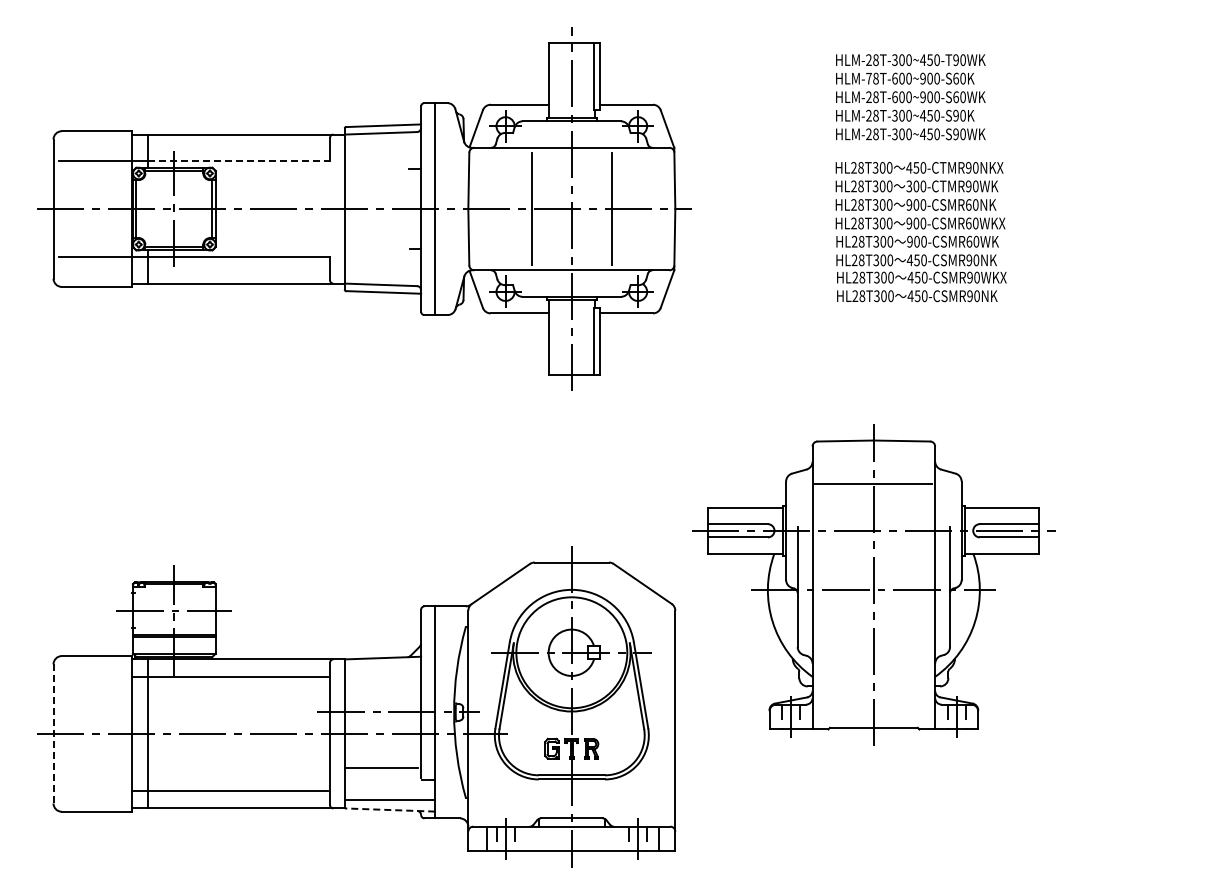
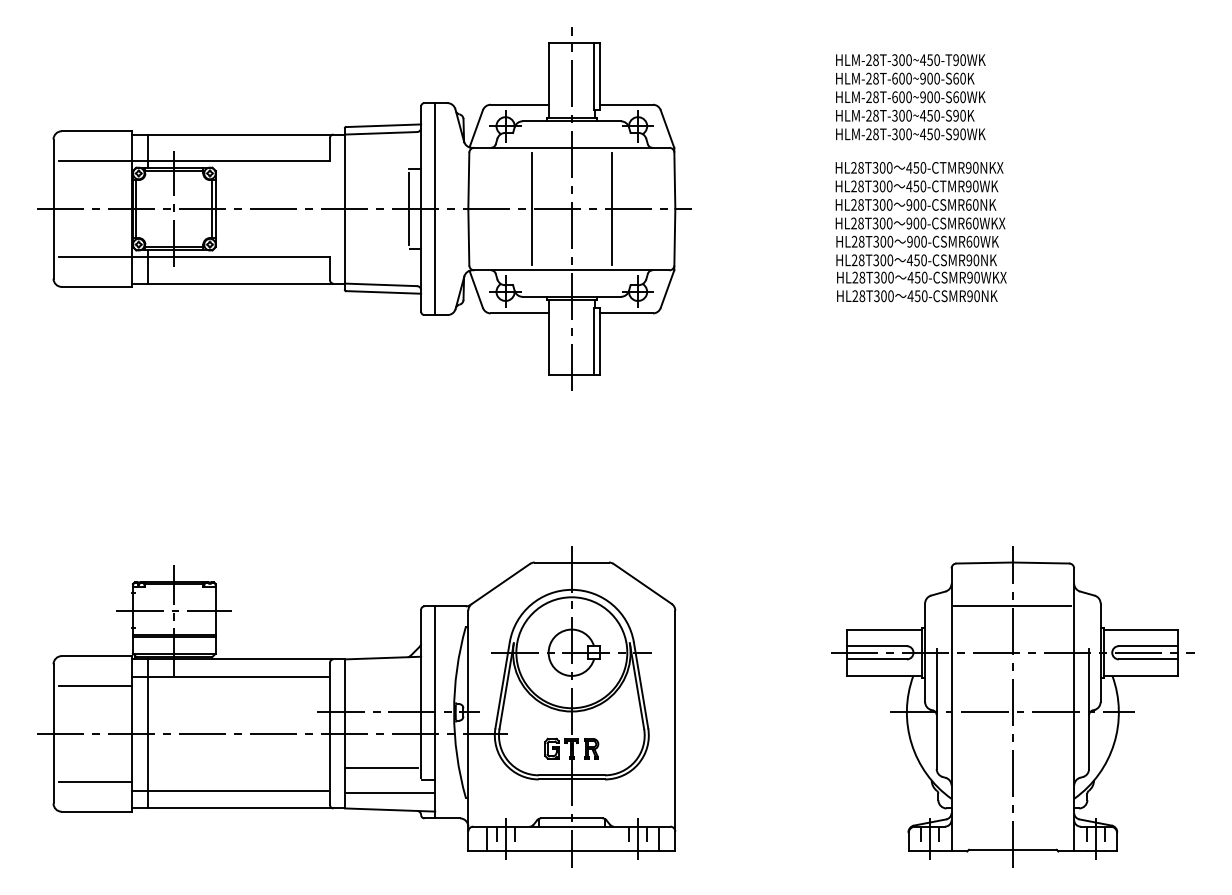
text: HLM-78T-600~900-S60K -> HLM-28T-600~900-S60K (868, 78)
line: dashed -> solid (239, 161)
text: 300-CTMR90WK -> 450-CTMR90WK (912, 186)
line: none -> present (409, 209)
part position: (873, 584) -> (1012, 706) (1012, 706)
line: none -> present (95, 685)
line: dashed -> solid (53, 733)
line: none -> present (95, 781)
line position: (389, 799) -> (389, 792) (389, 792)
line: dashed -> solid (389, 810)
